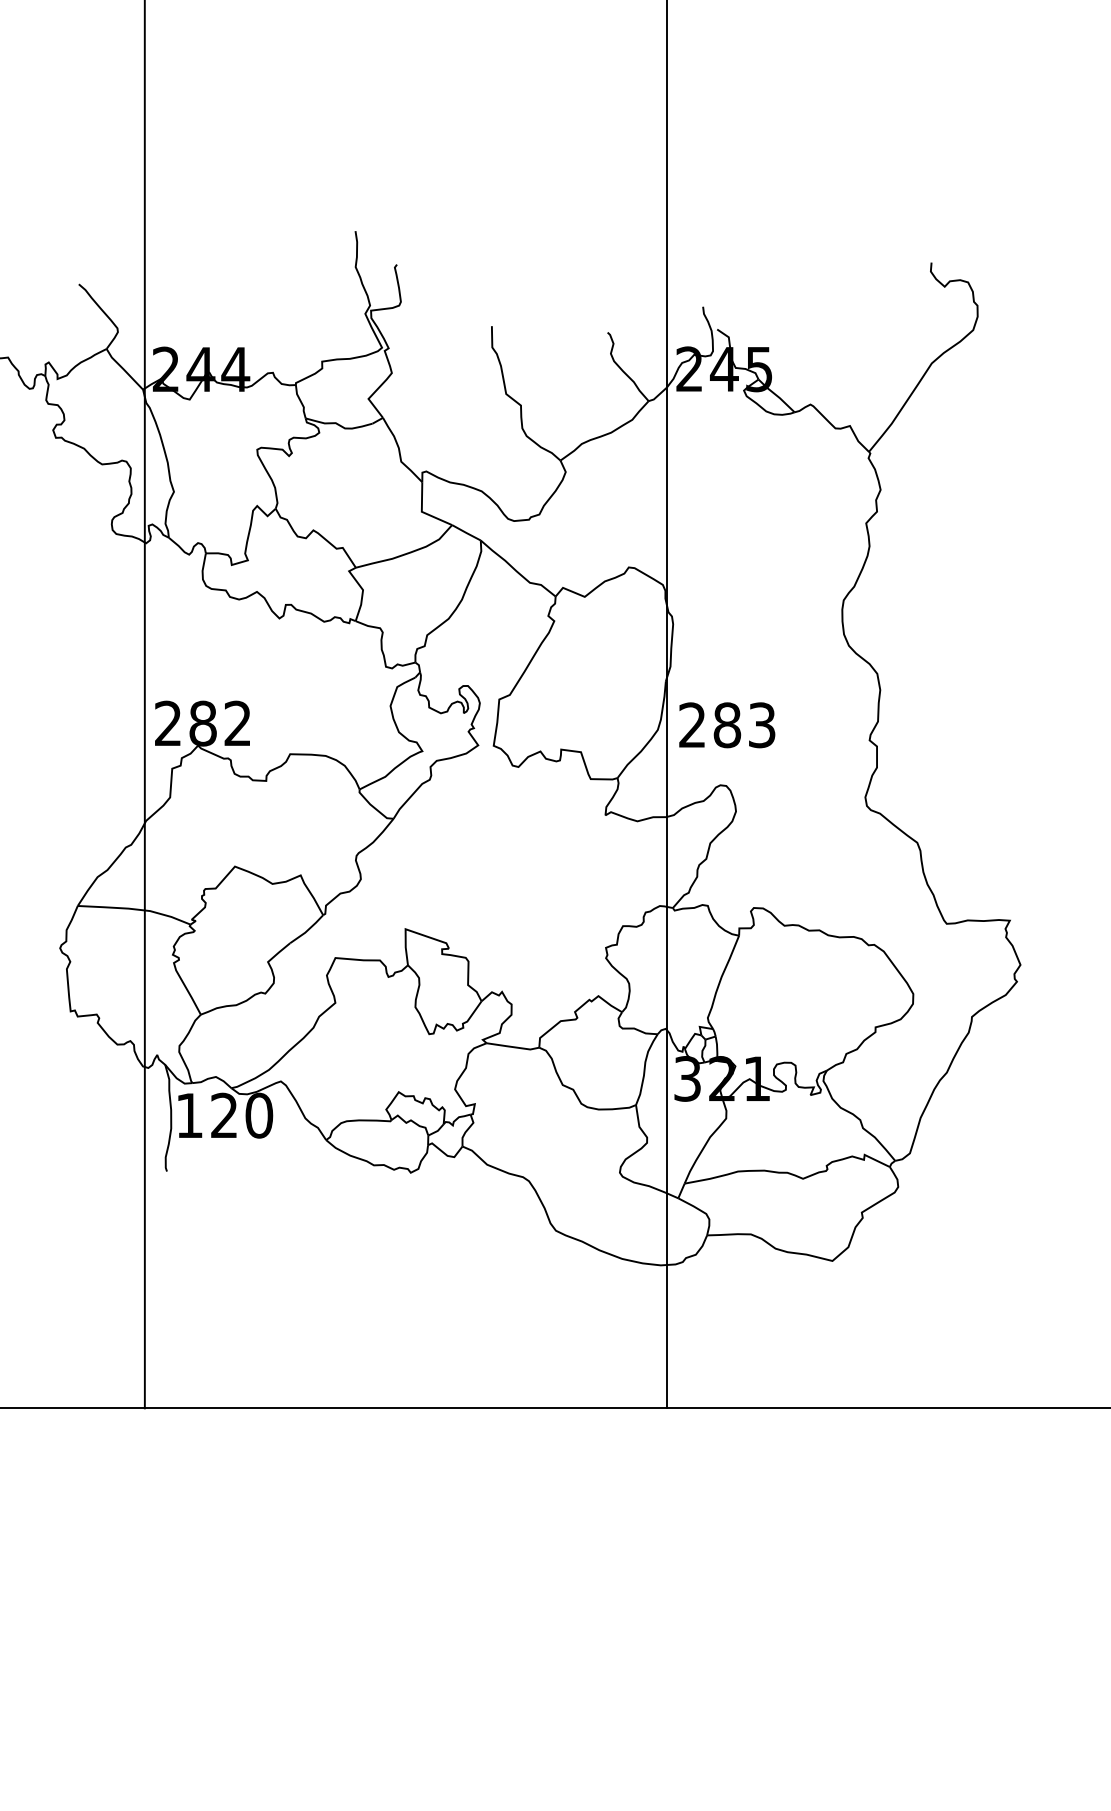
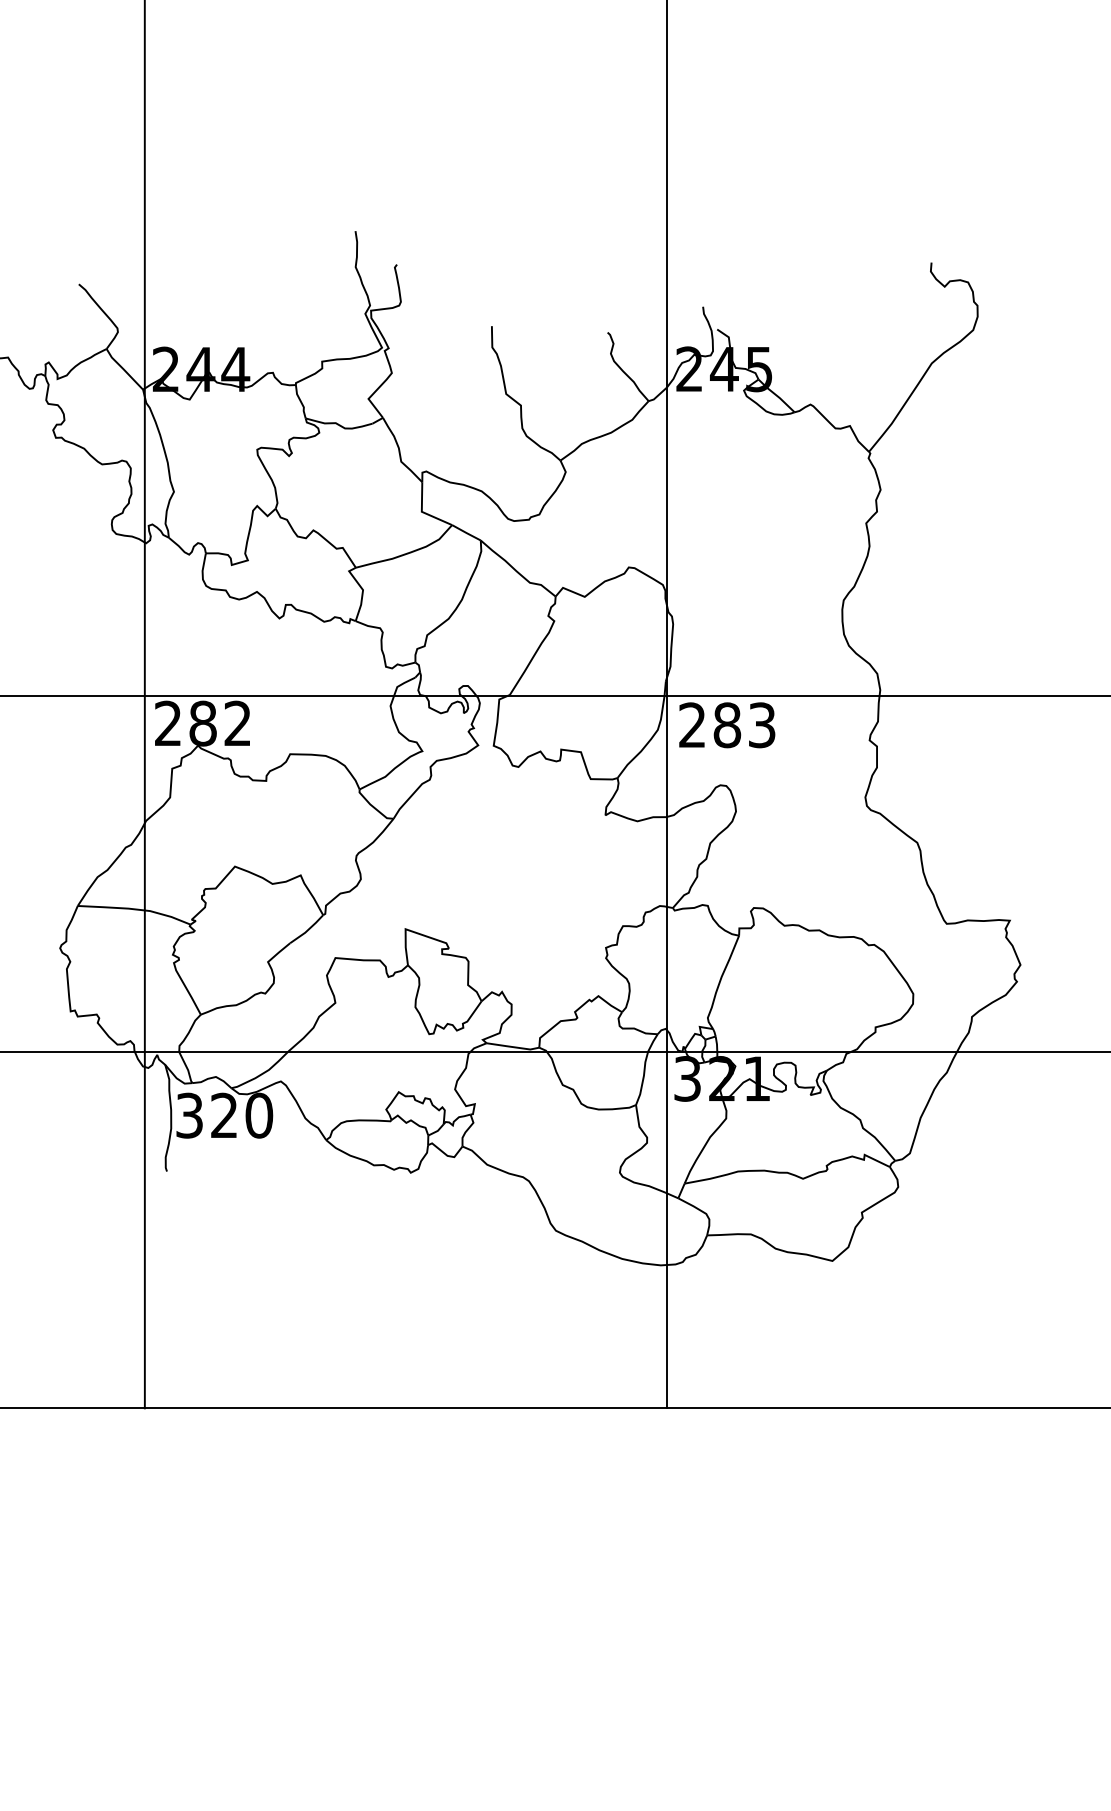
line: none -> present (554, 695)
line: none -> present (554, 1052)
text: 120 -> 320 (189, 1115)
